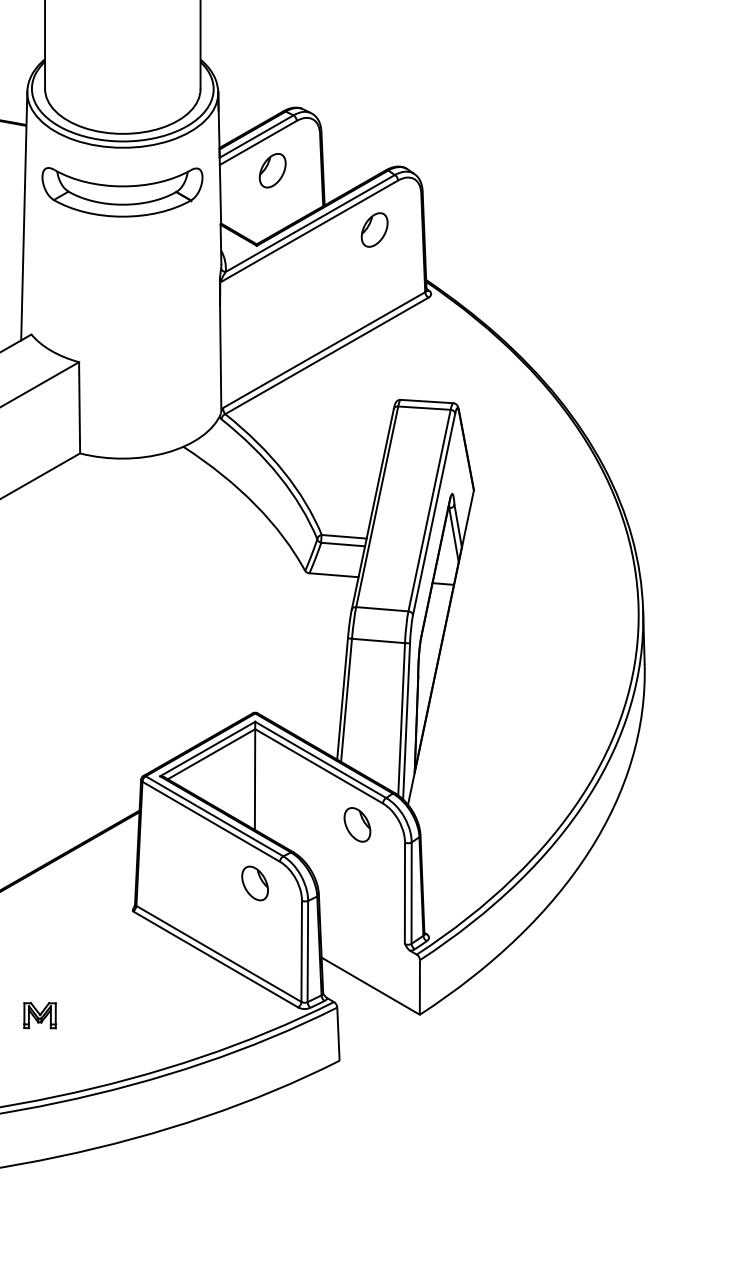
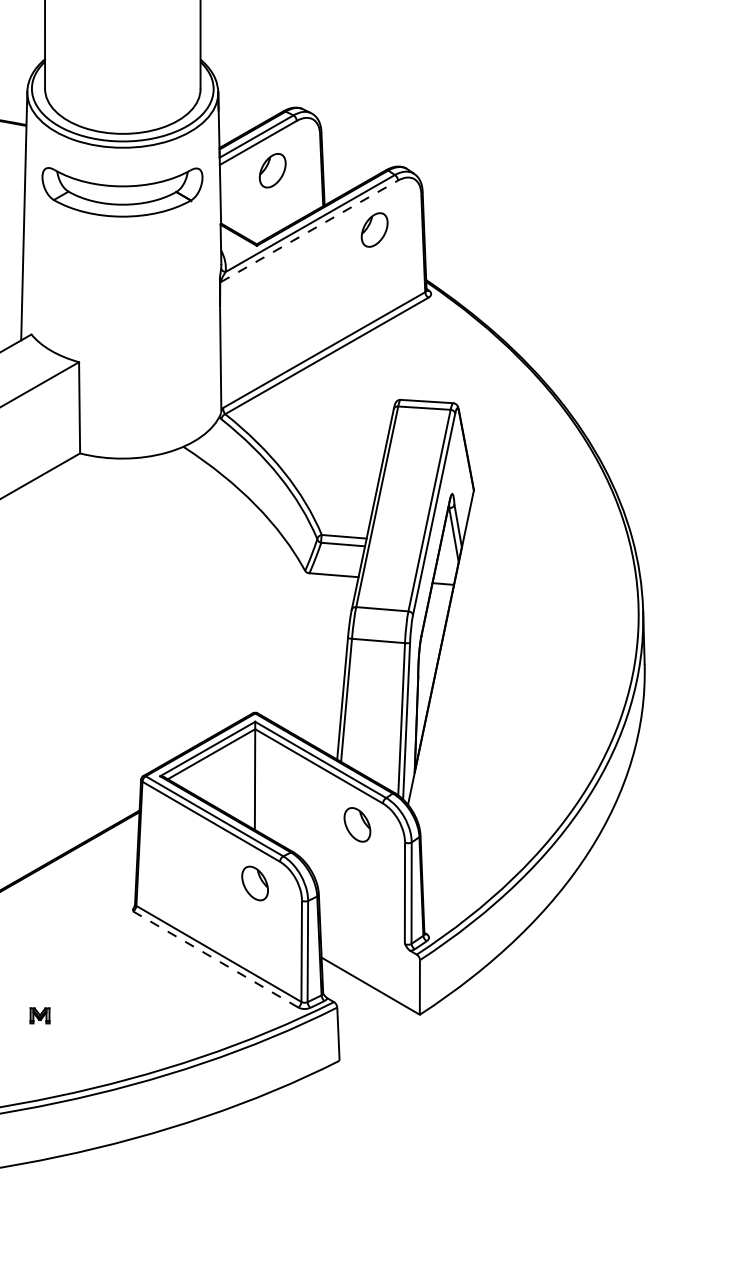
line: solid -> dashed (309, 231)
line: solid -> dashed (215, 959)
part size: 34x28 px -> 22x18 px (39, 1015)
